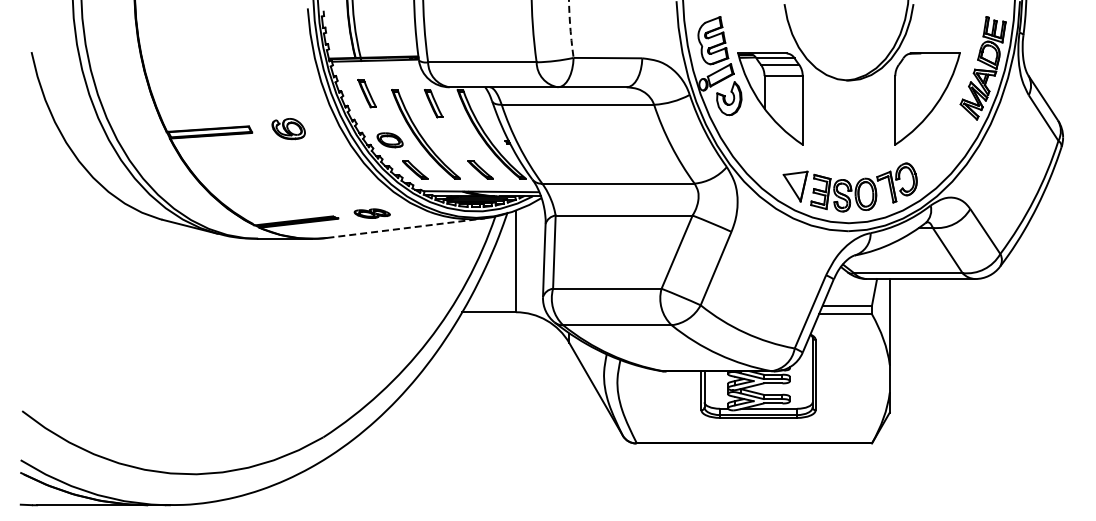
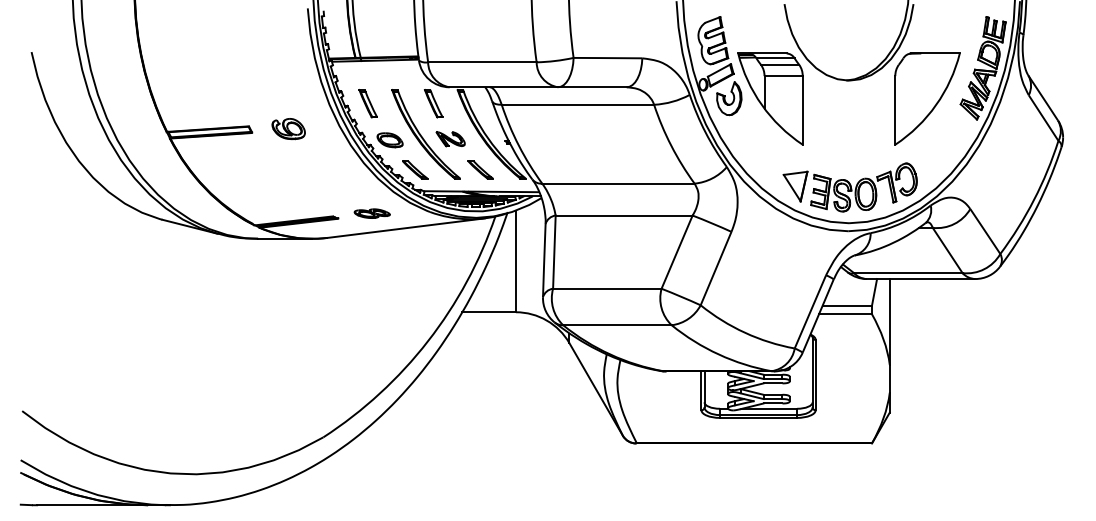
arc: dashed -> solid (570, 28)
part position: (366, 93) -> (367, 103) (367, 103)
part: none -> present (450, 139)
line: dashed -> solid (406, 228)
